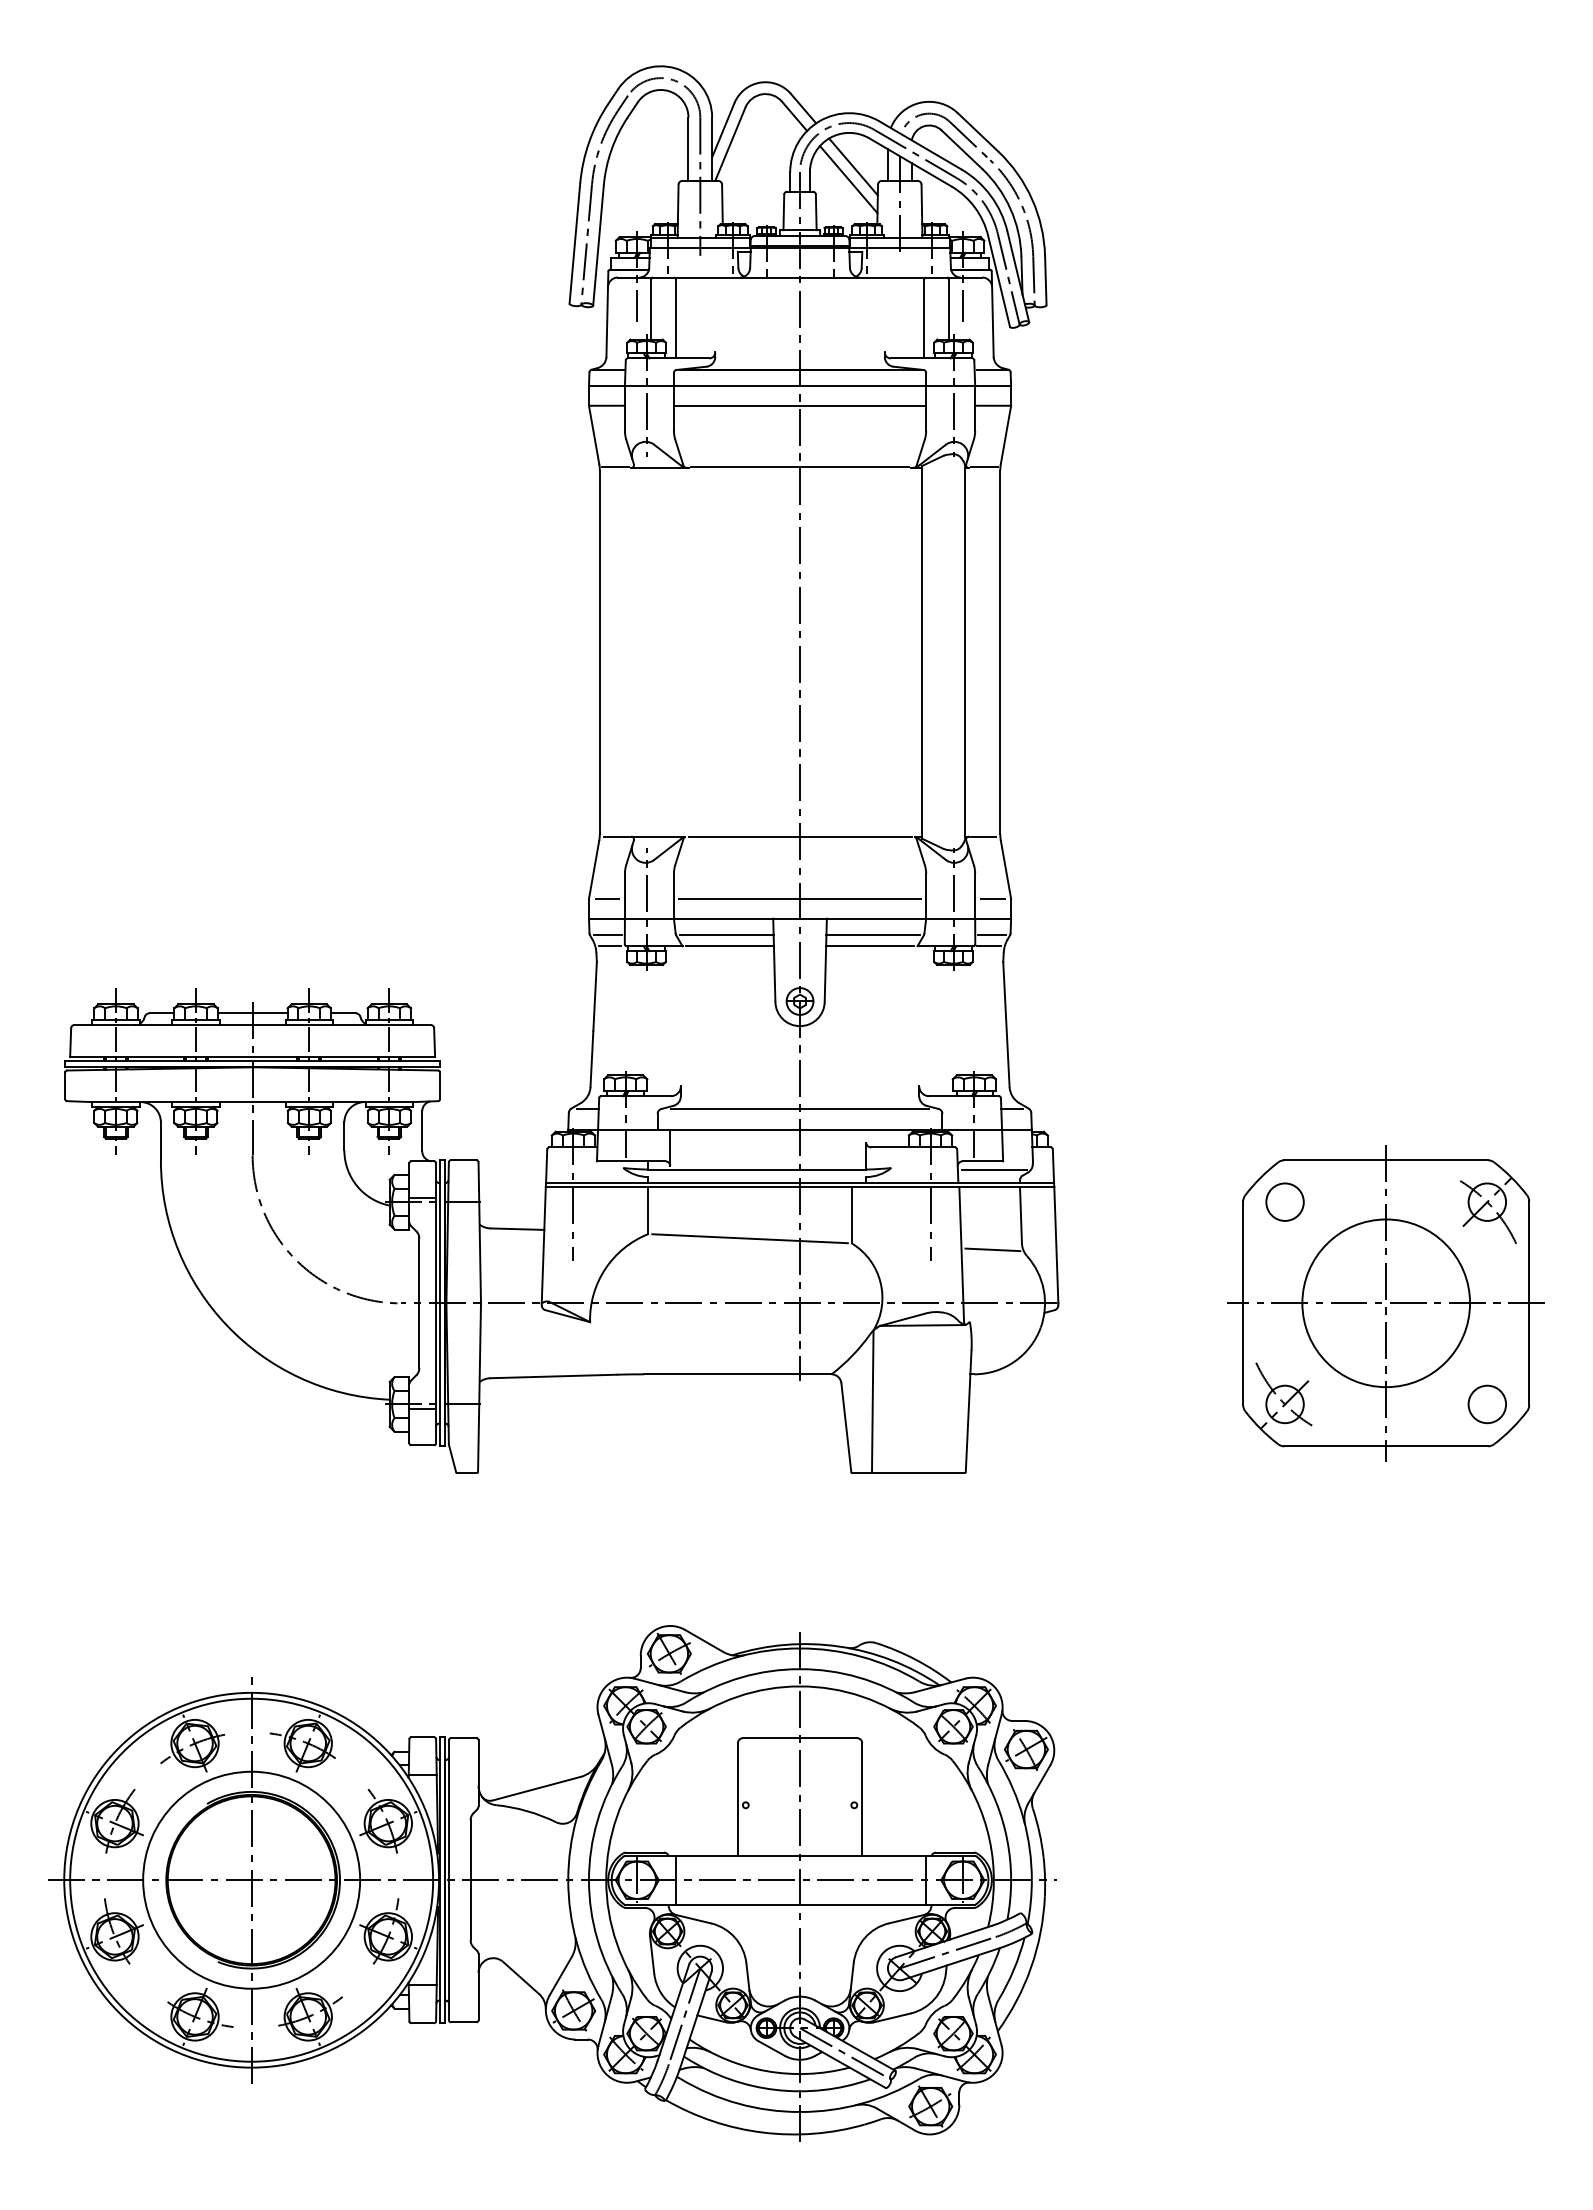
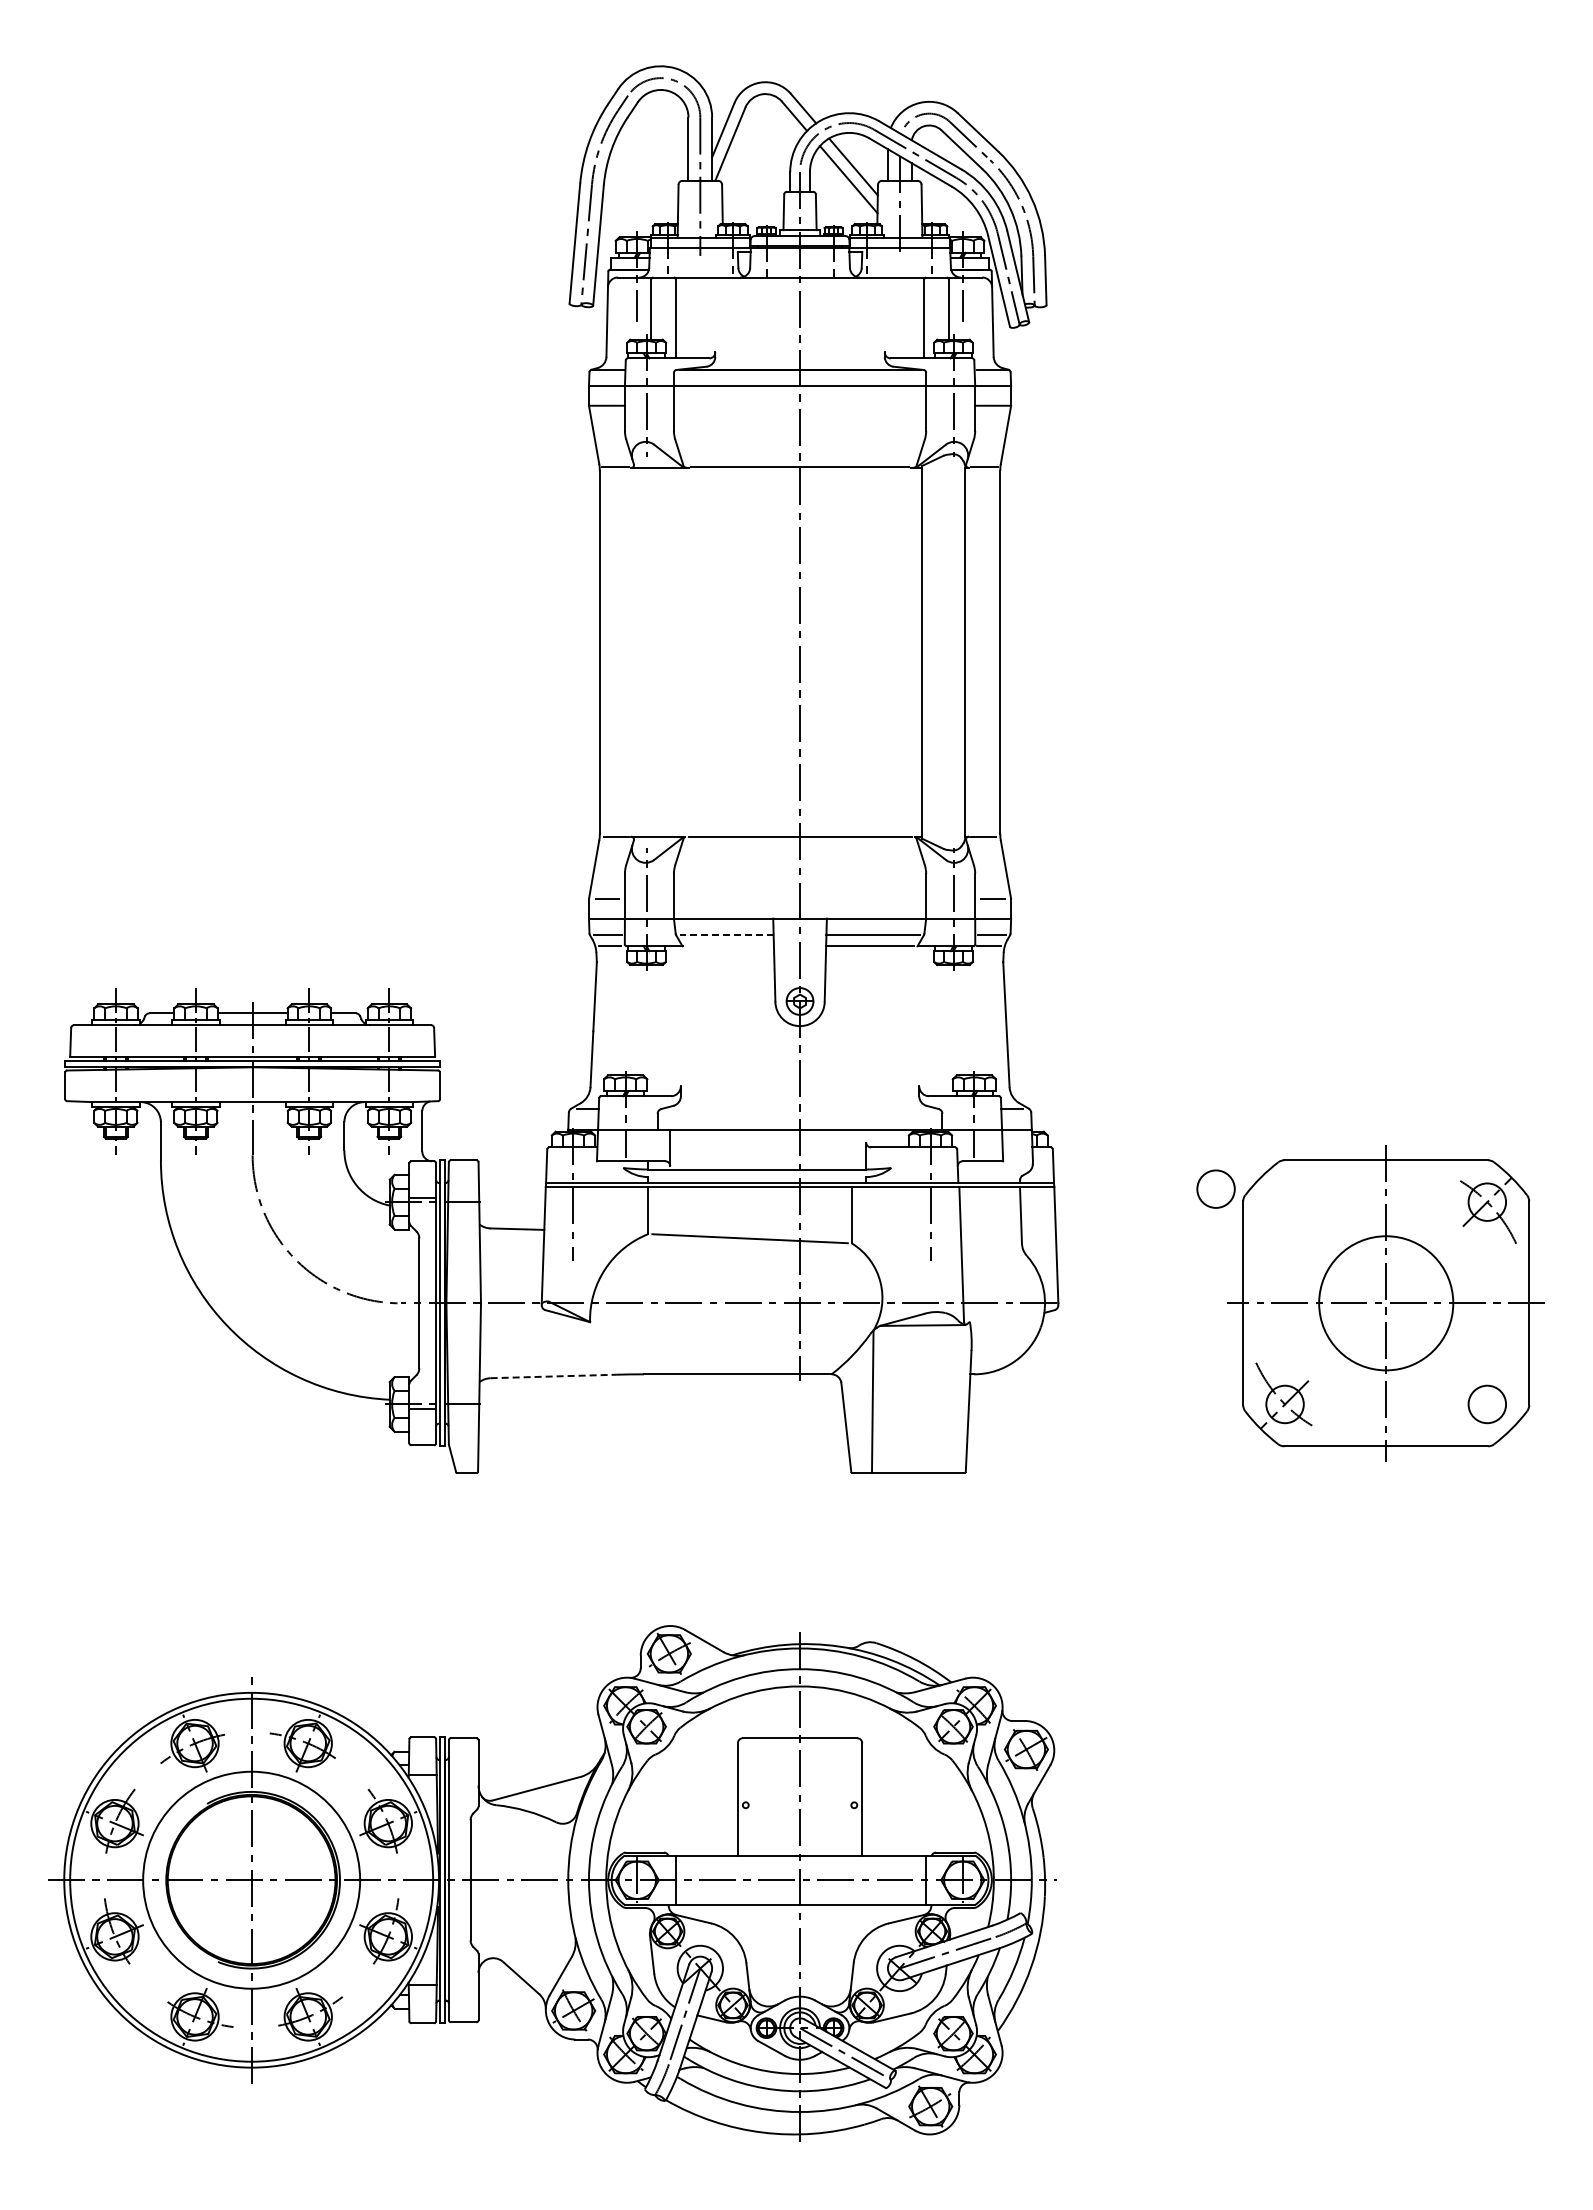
line: present -> none (799, 405)
line: present -> none (799, 898)
line: solid -> dashed (726, 935)
line: present -> none (729, 945)
line: present -> none (799, 1108)
line: present -> none (994, 1169)
circle position: (1284, 1201) -> (1215, 1188) (1215, 1188)
line: present -> none (992, 1249)
circle diameter: 168 px -> 134 px (1386, 1303)
line: solid -> dashed (554, 1376)
